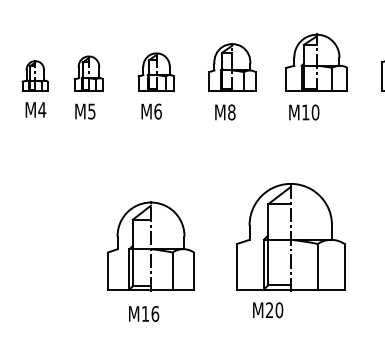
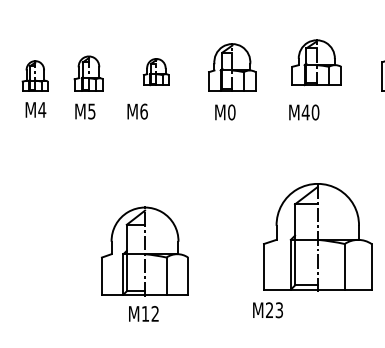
part size: 63x59 px -> 51x48 px (316, 62)
part size: 38x40 px -> 28x29 px (155, 72)
text position: (151, 111) -> (137, 111) (137, 111)
text: M8 -> M0 (231, 112)
text: M10 -> M40 (305, 112)
part position: (290, 237) -> (317, 237) (317, 237)
part position: (150, 246) -> (144, 251) (144, 251)
text: M20 -> M23 (279, 310)
text: M16 -> M12 (155, 313)
